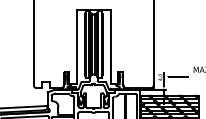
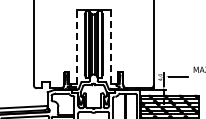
line: solid -> dashed (76, 46)
line: solid -> dashed (110, 46)
